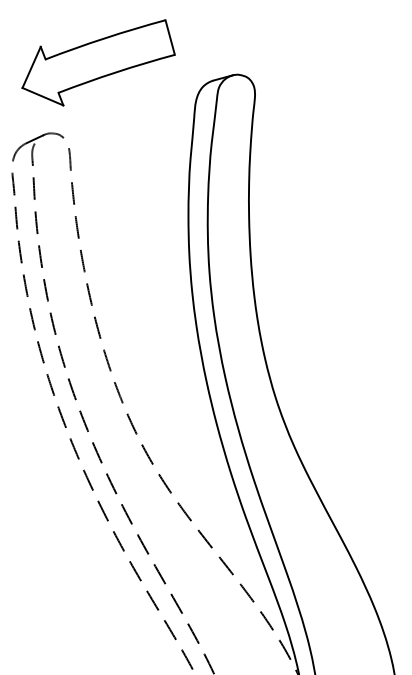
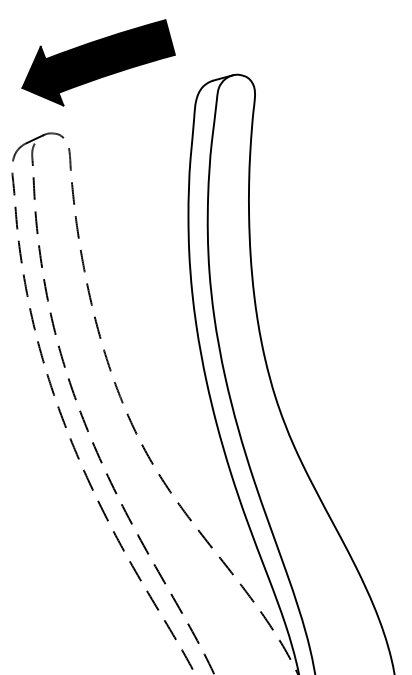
fill: none -> present (98, 62)
